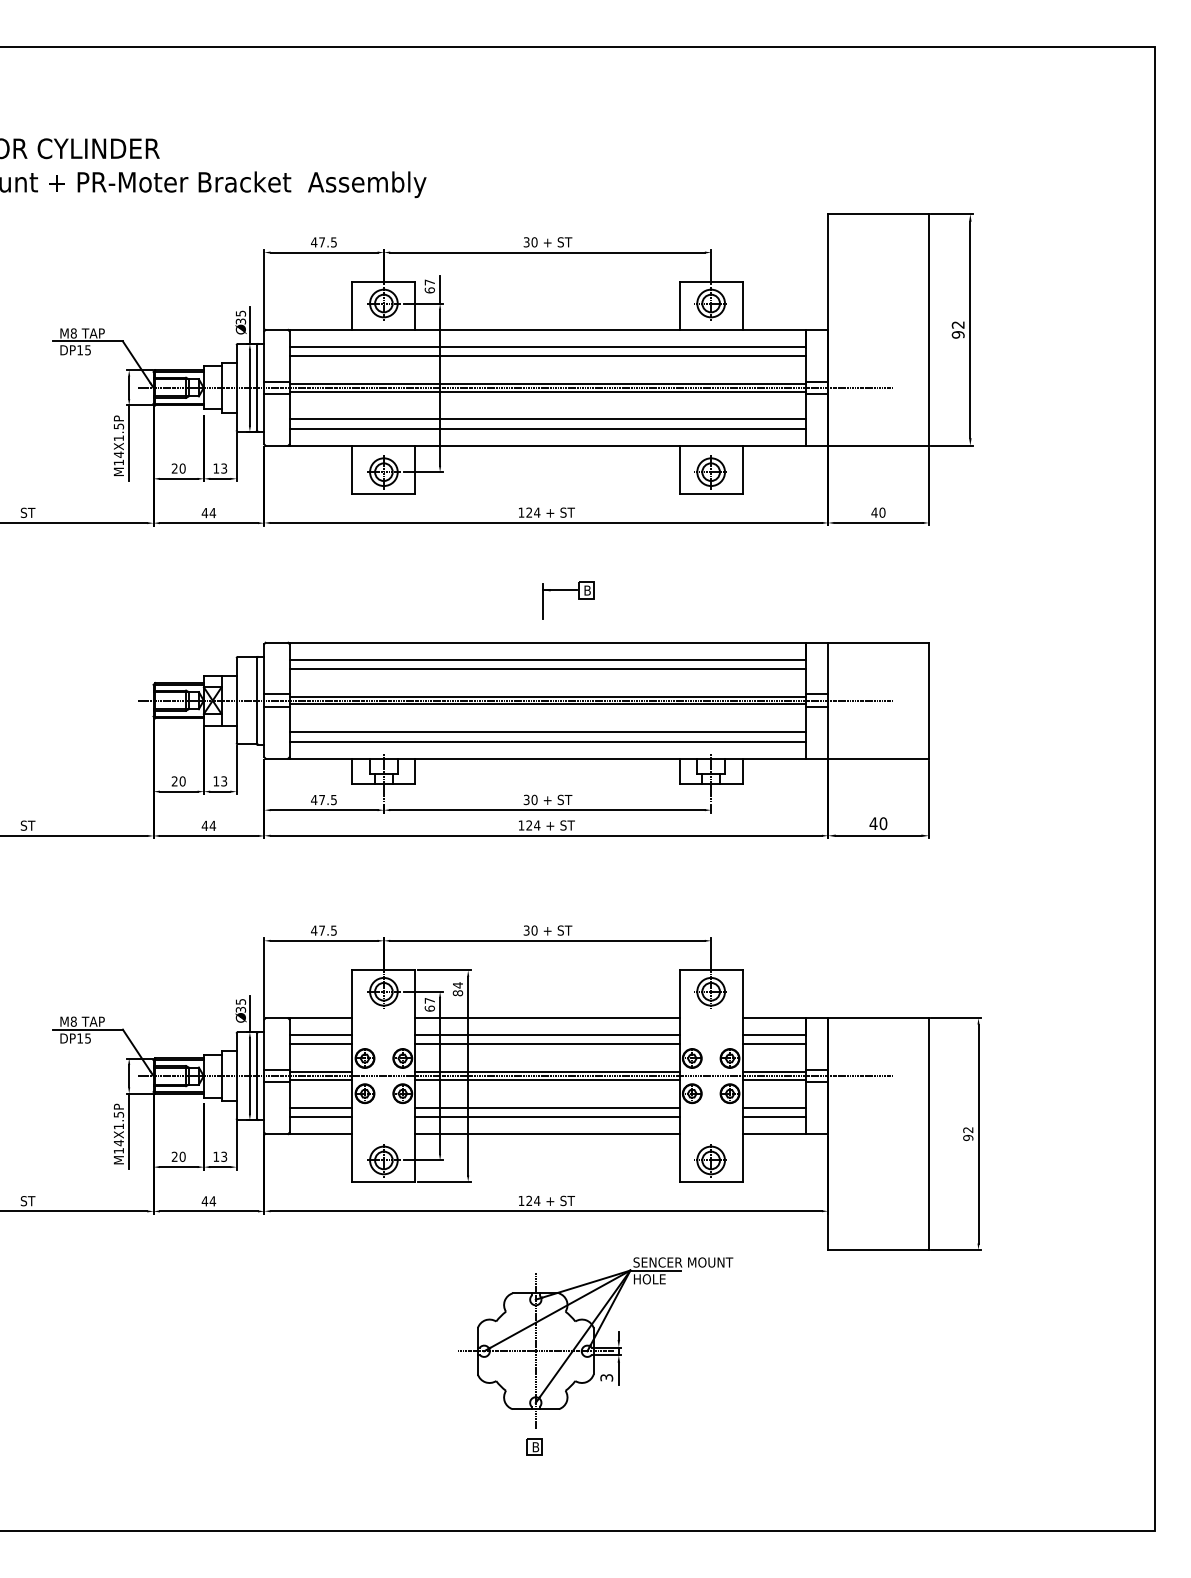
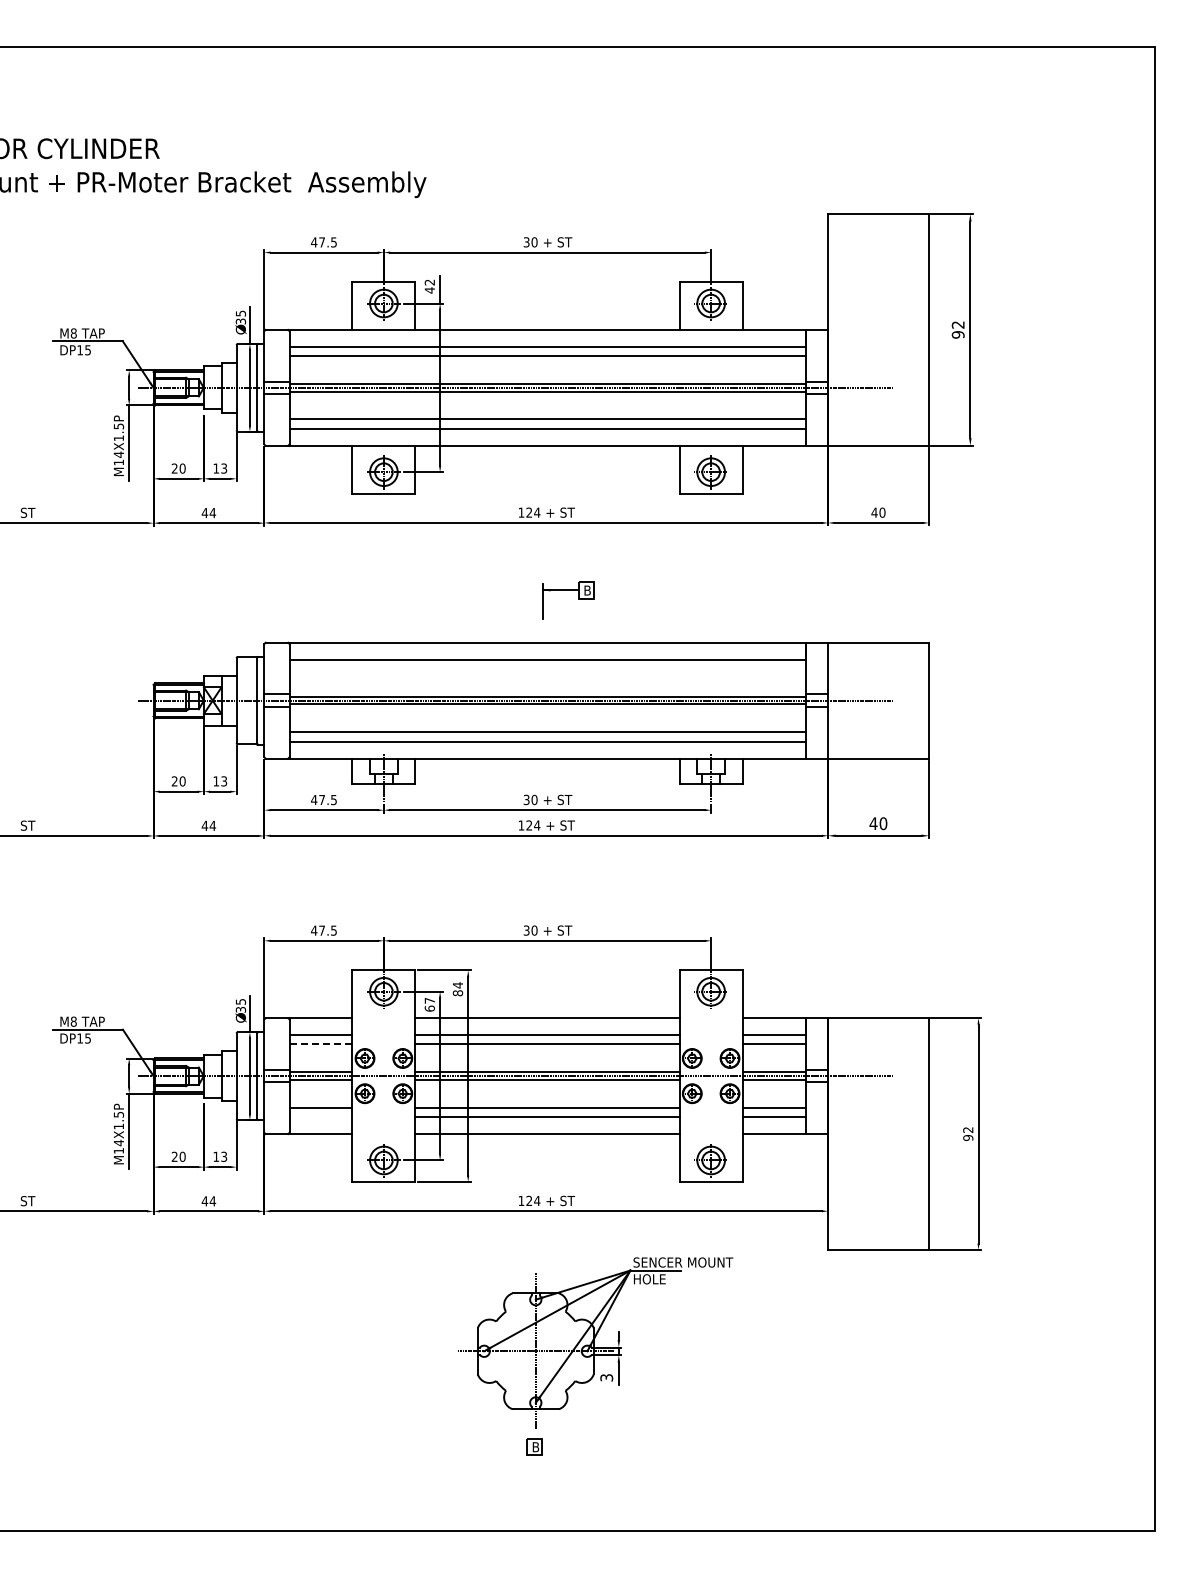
text: 67 -> 42 (429, 286)
line: present -> none (547, 669)
line: solid -> dashed (320, 1044)
line: present -> none (320, 1116)
